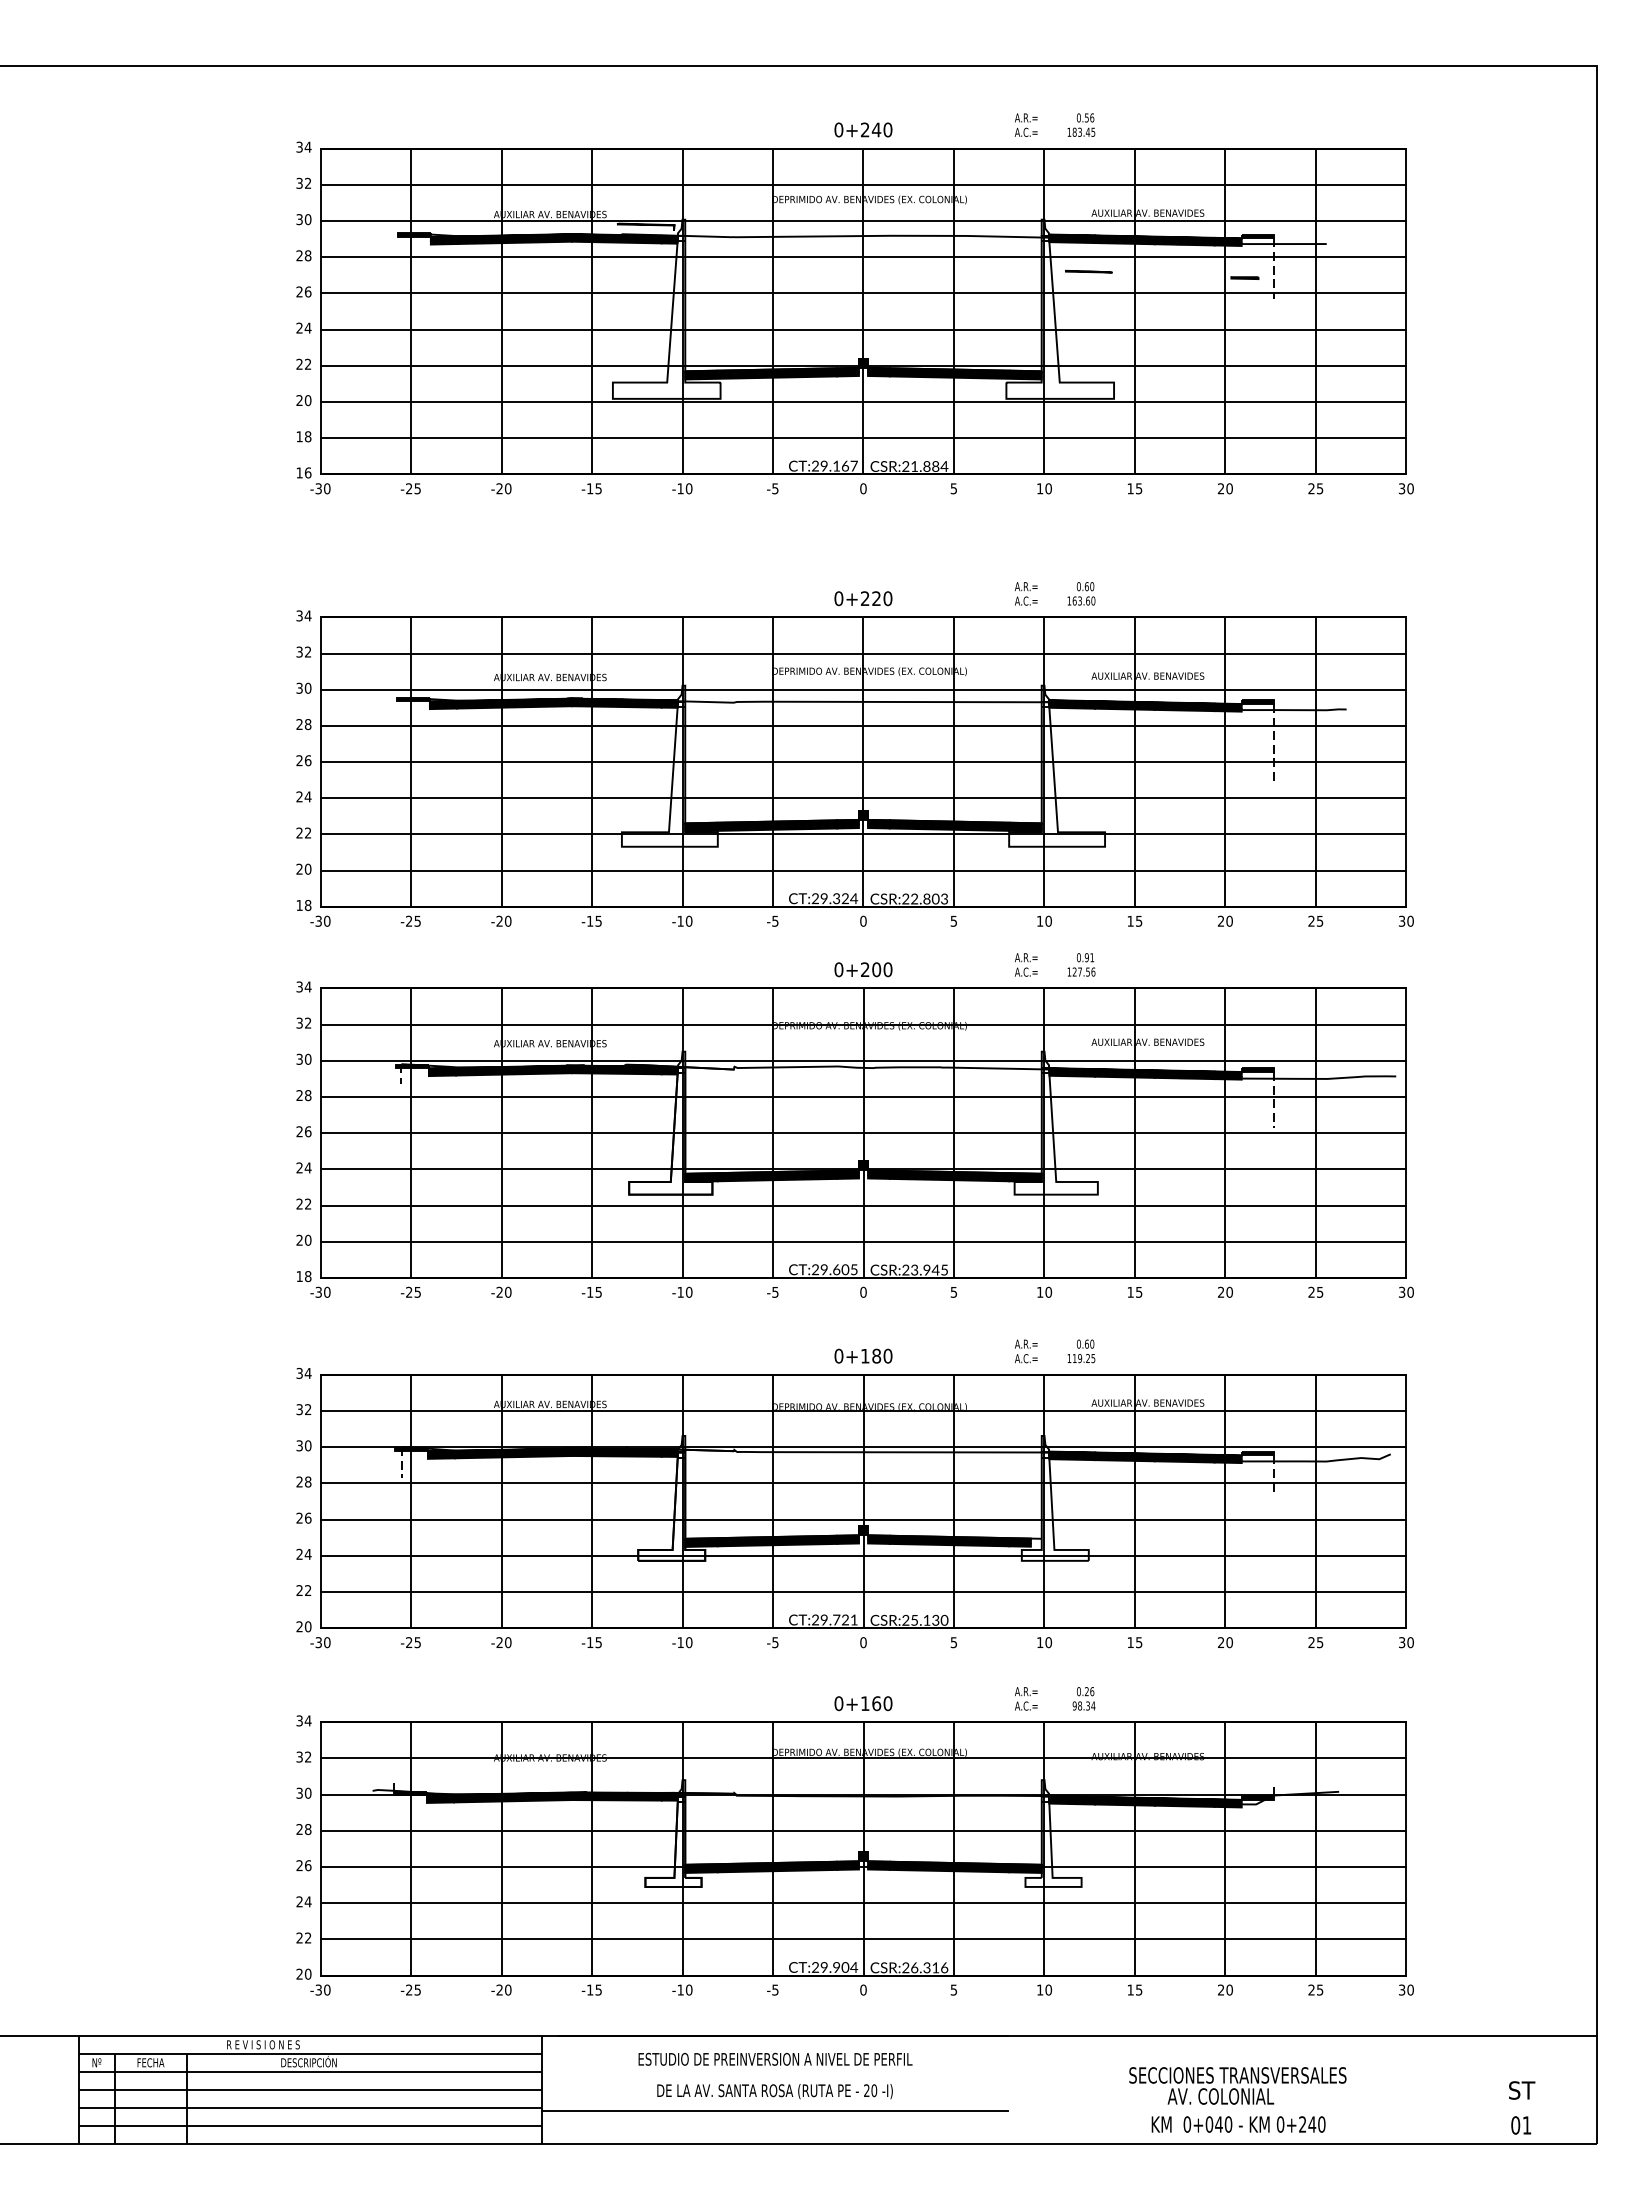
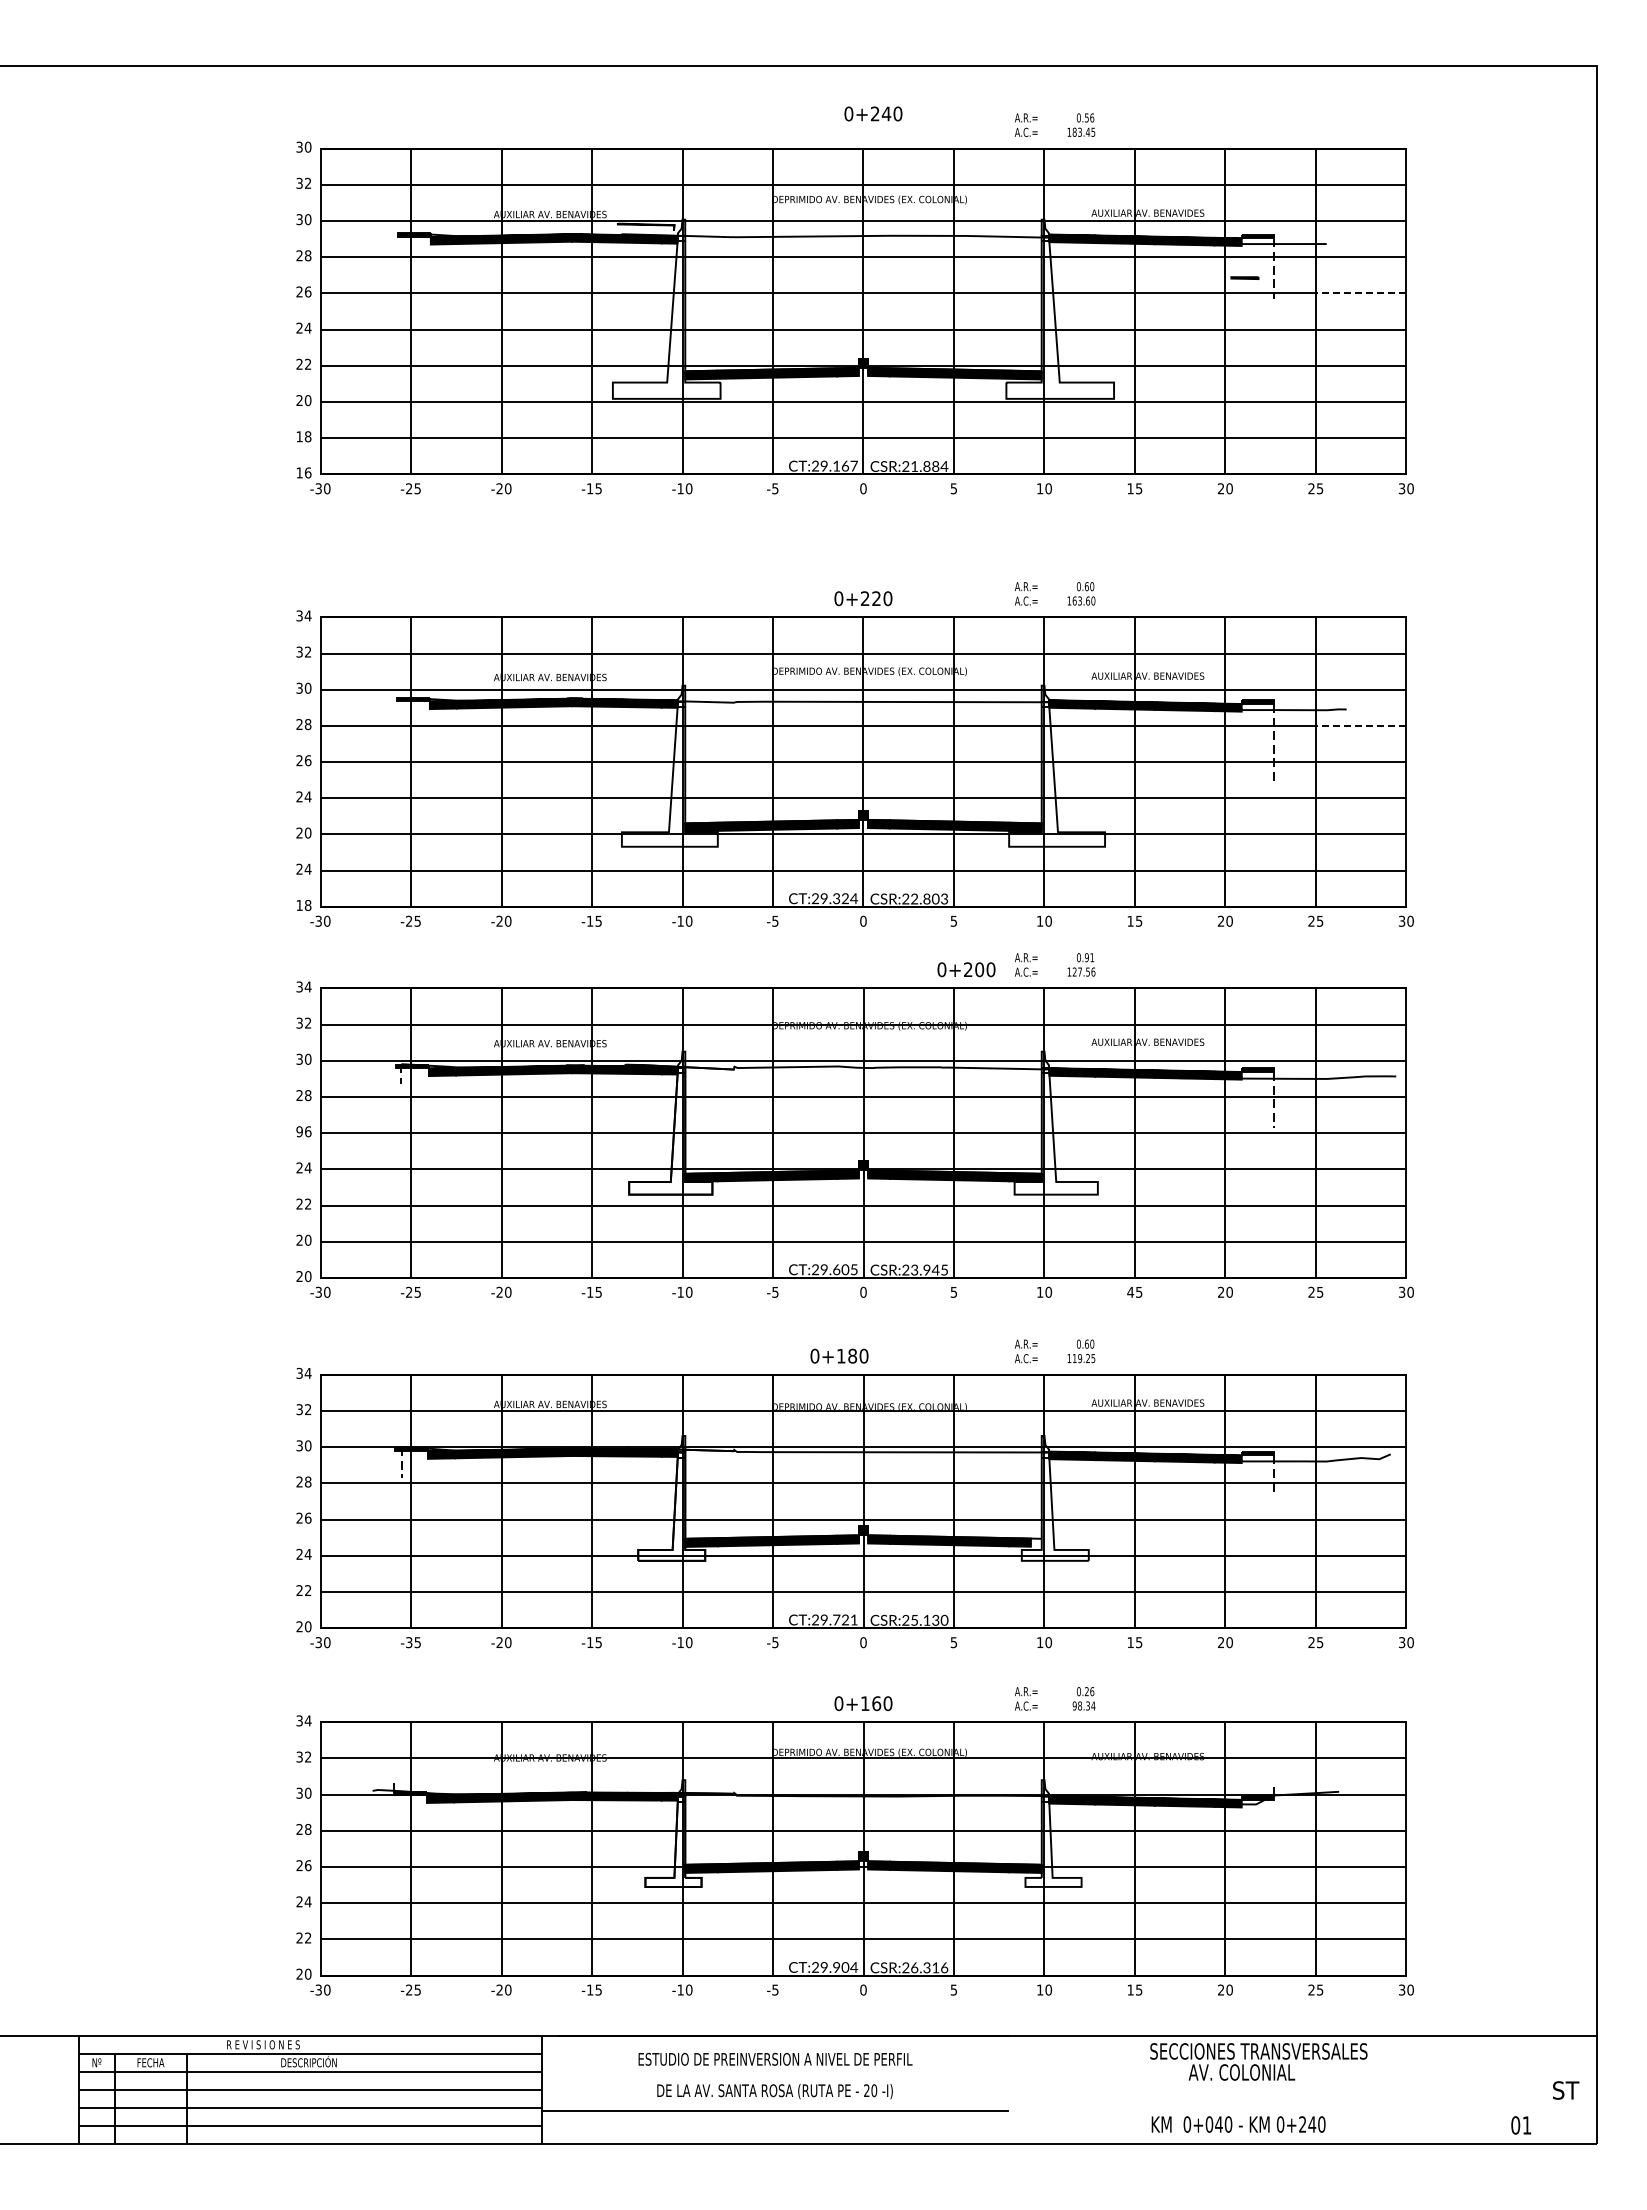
text position: (863, 129) -> (873, 113) (873, 113)
text: 34 -> 30 (307, 146)
line: present -> none (1088, 271)
line: solid -> dashed (1360, 293)
line: solid -> dashed (1360, 725)
text: 22 -> 20 (307, 832)
text: 20 -> 24 (307, 868)
text position: (863, 969) -> (966, 969) (966, 969)
text: 26 -> 96 (299, 1131)
text: 18 -> 20 (303, 1276)
text: 15 -> 45 (1130, 1292)
text position: (863, 1355) -> (839, 1355) (839, 1355)
text: -25 -> -35 (409, 1642)
text position: (1237, 2085) -> (1258, 2061) (1258, 2061)
text position: (1522, 2090) -> (1566, 2090) (1566, 2090)
